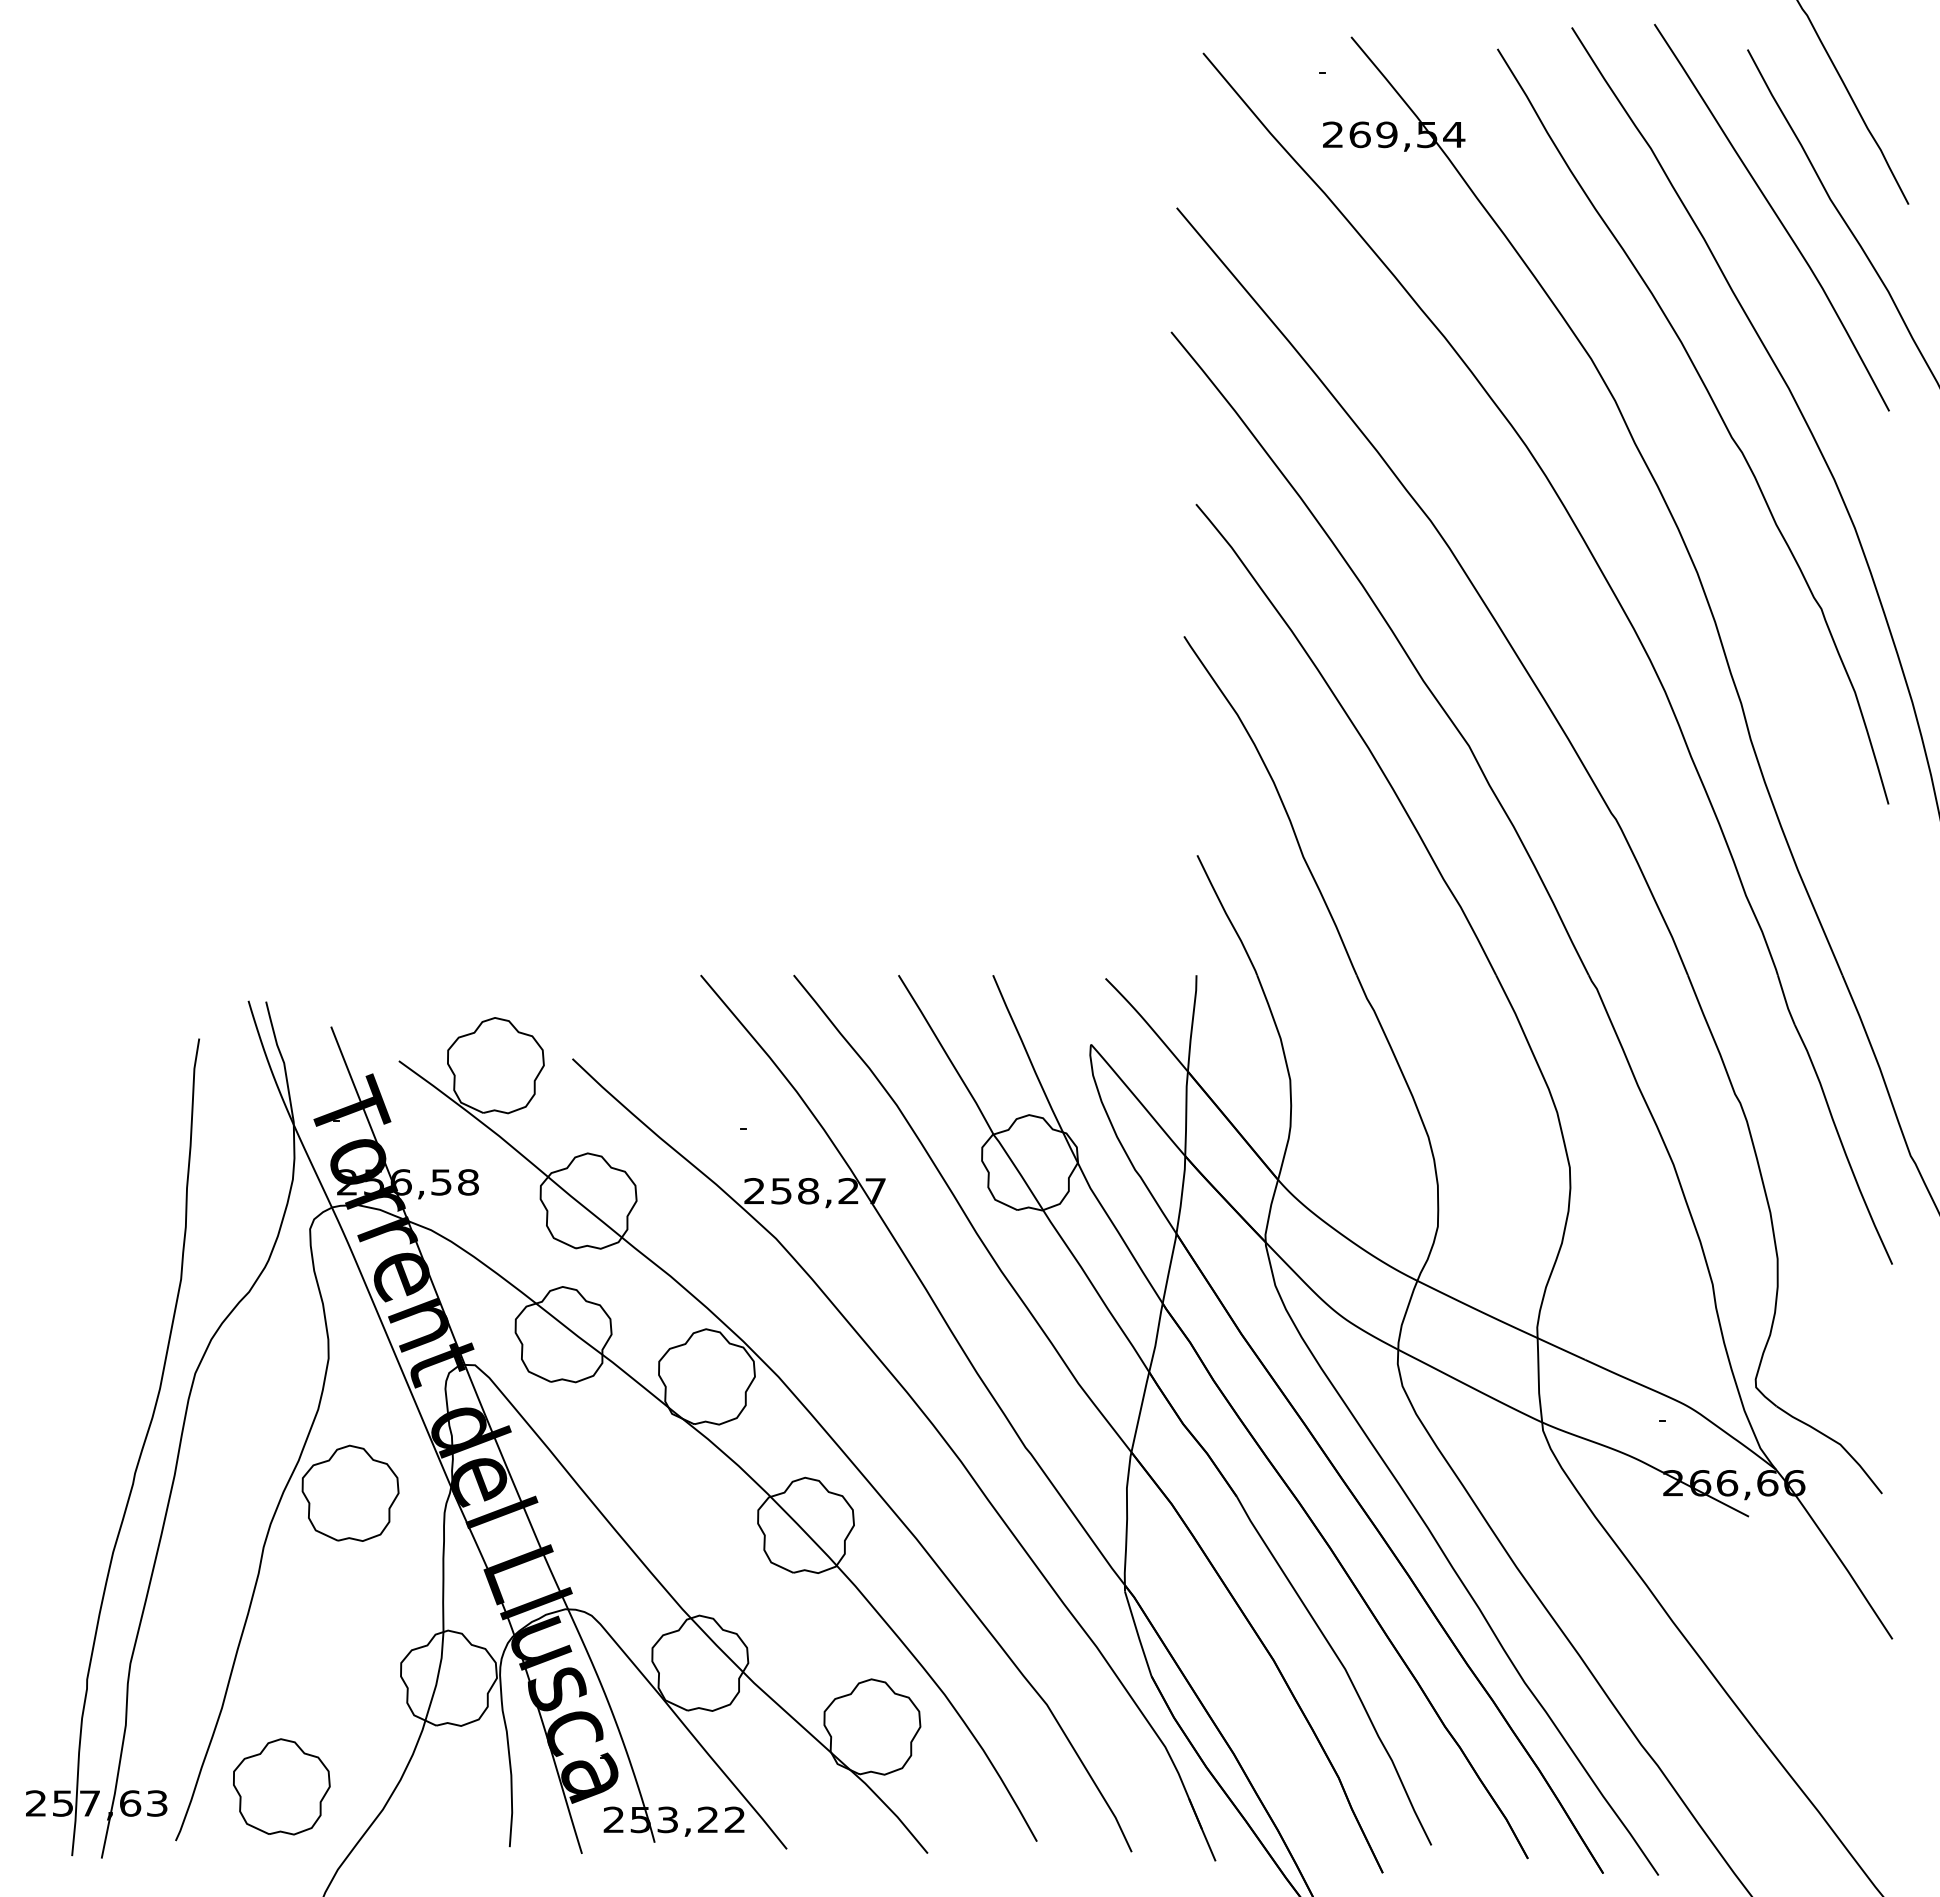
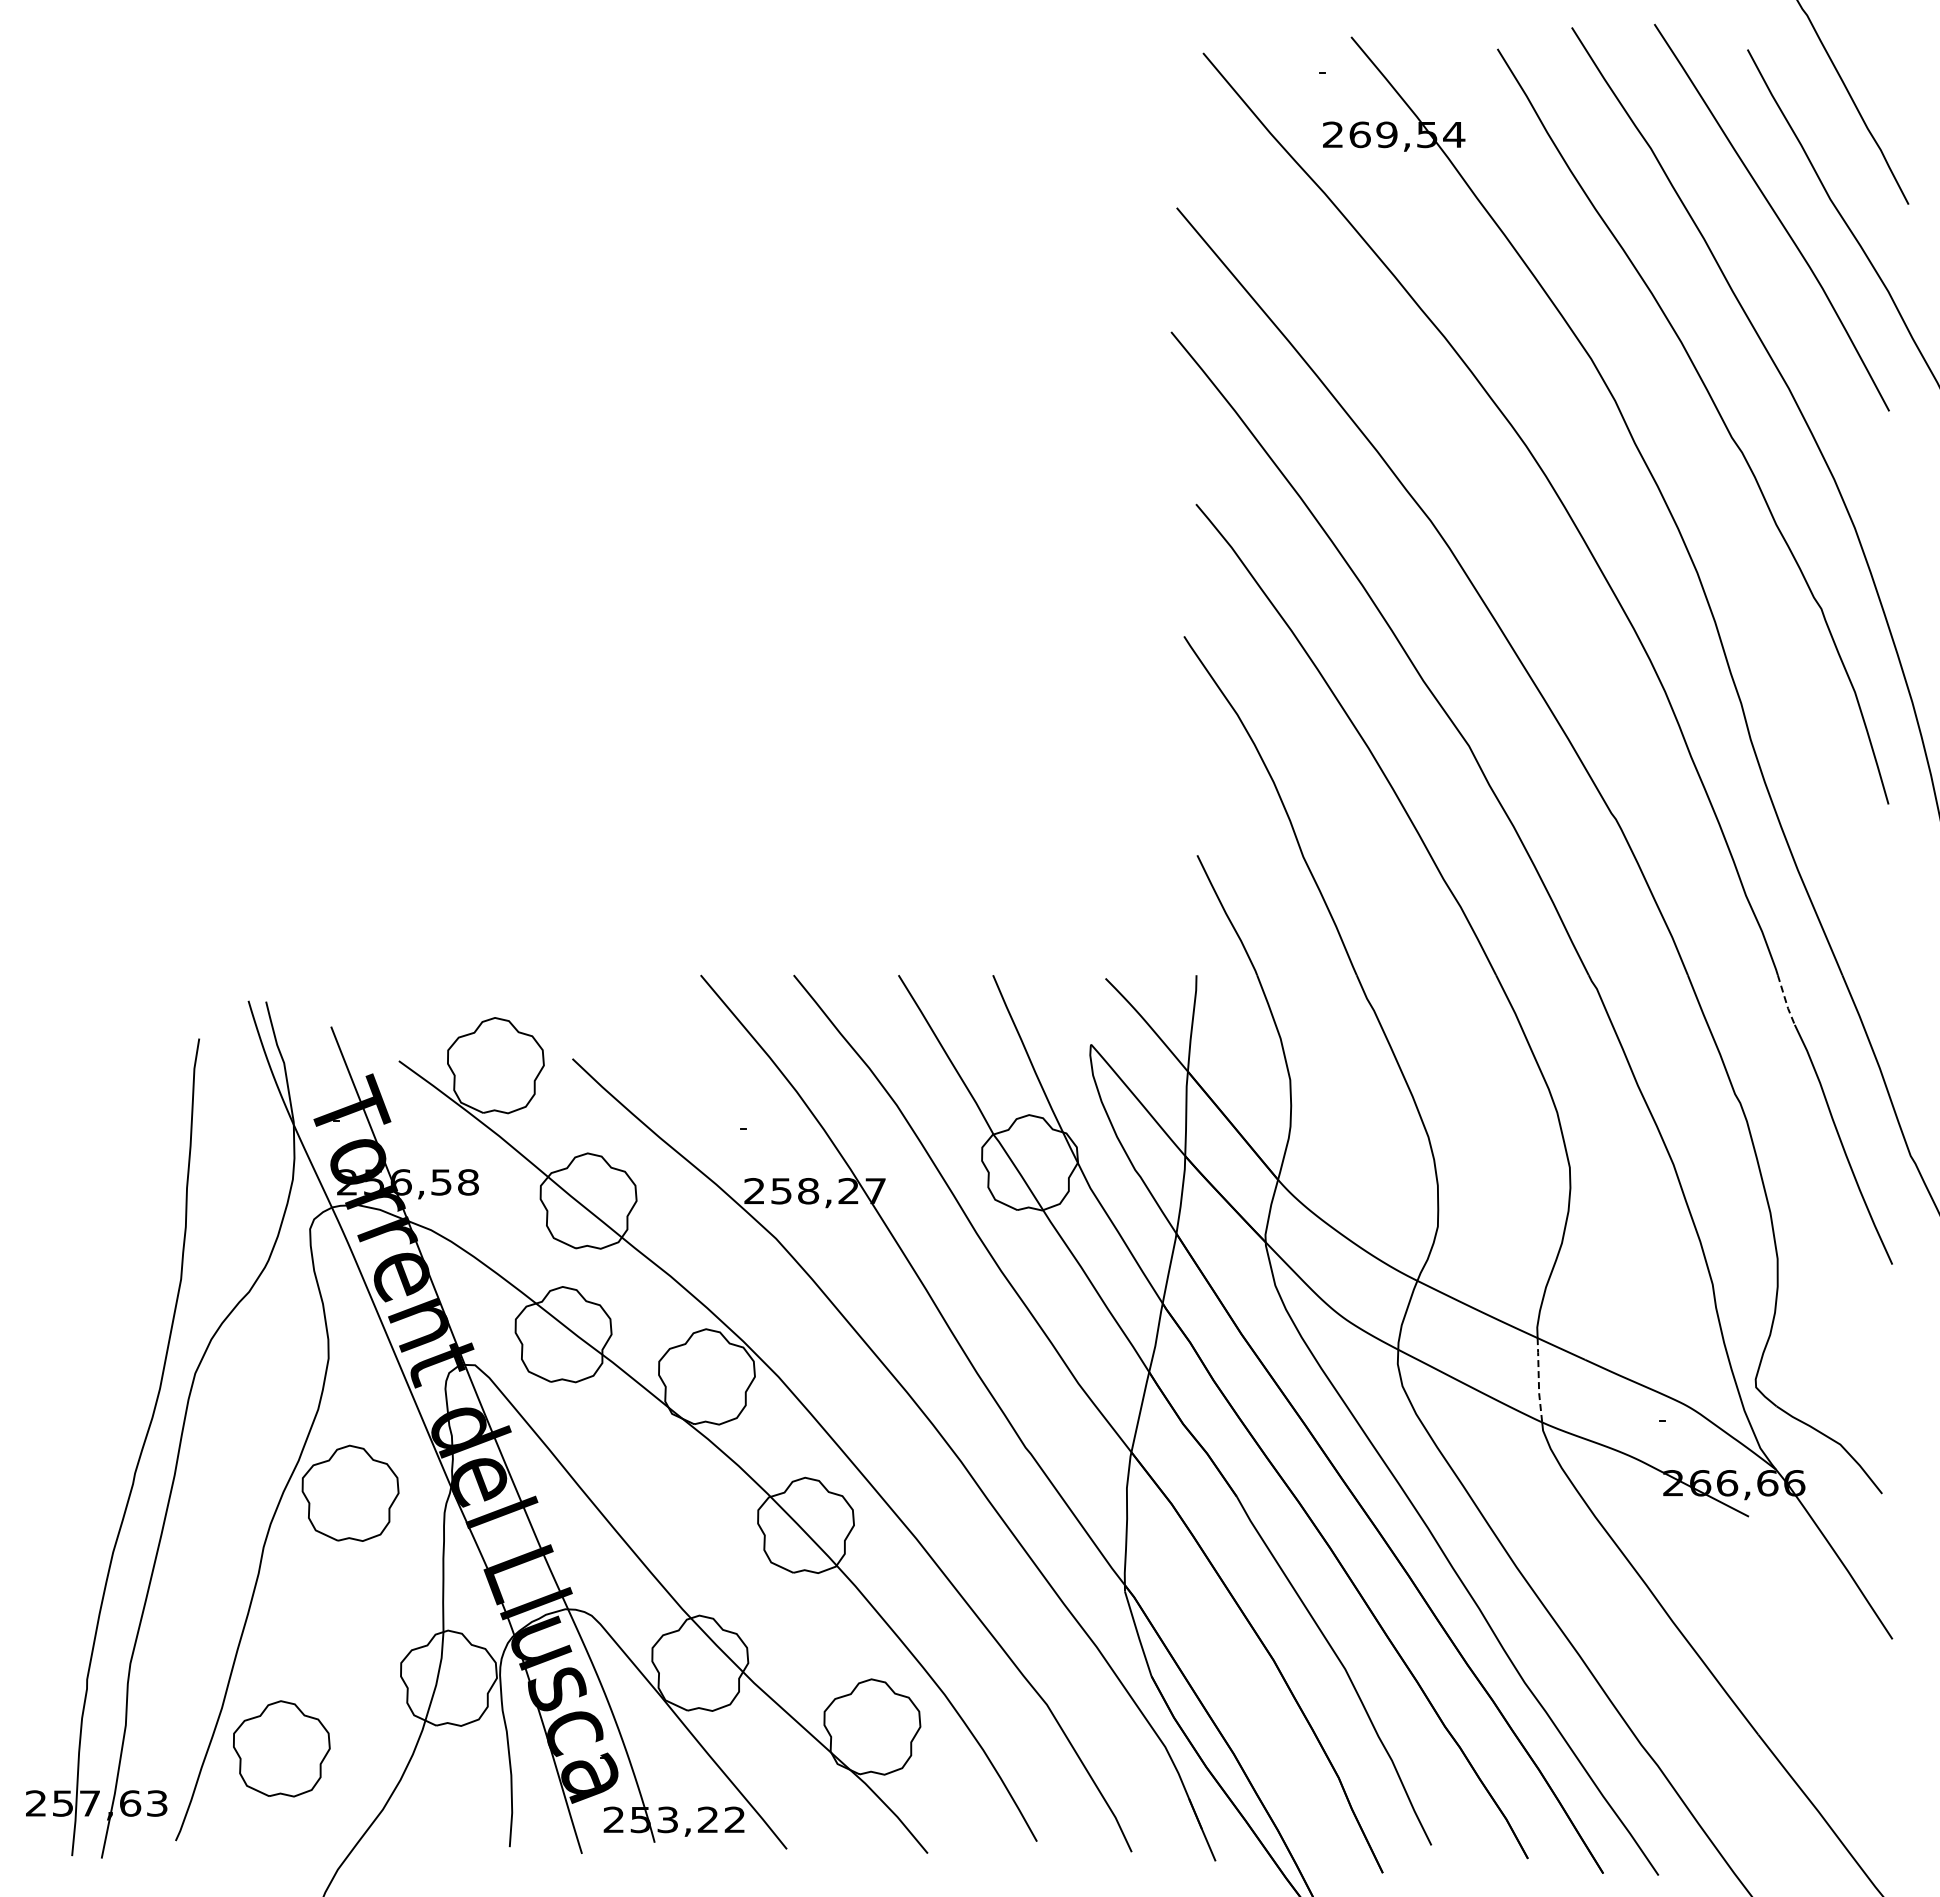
line: solid -> dashed (1785, 1001)
line: solid -> dashed (1538, 1380)
part position: (281, 1786) -> (281, 1748) (281, 1748)
